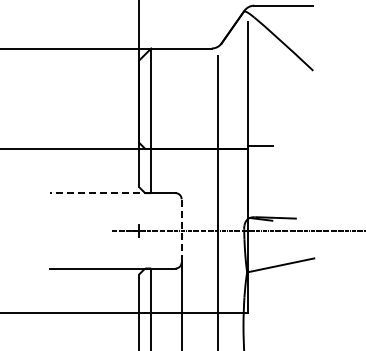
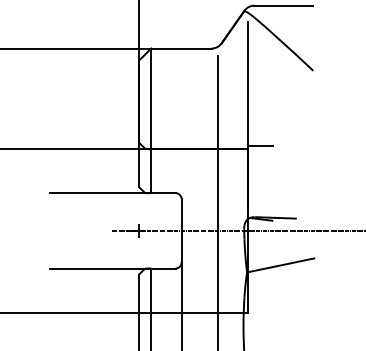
line: dashed -> solid (100, 193)
line: dashed -> solid (181, 230)
